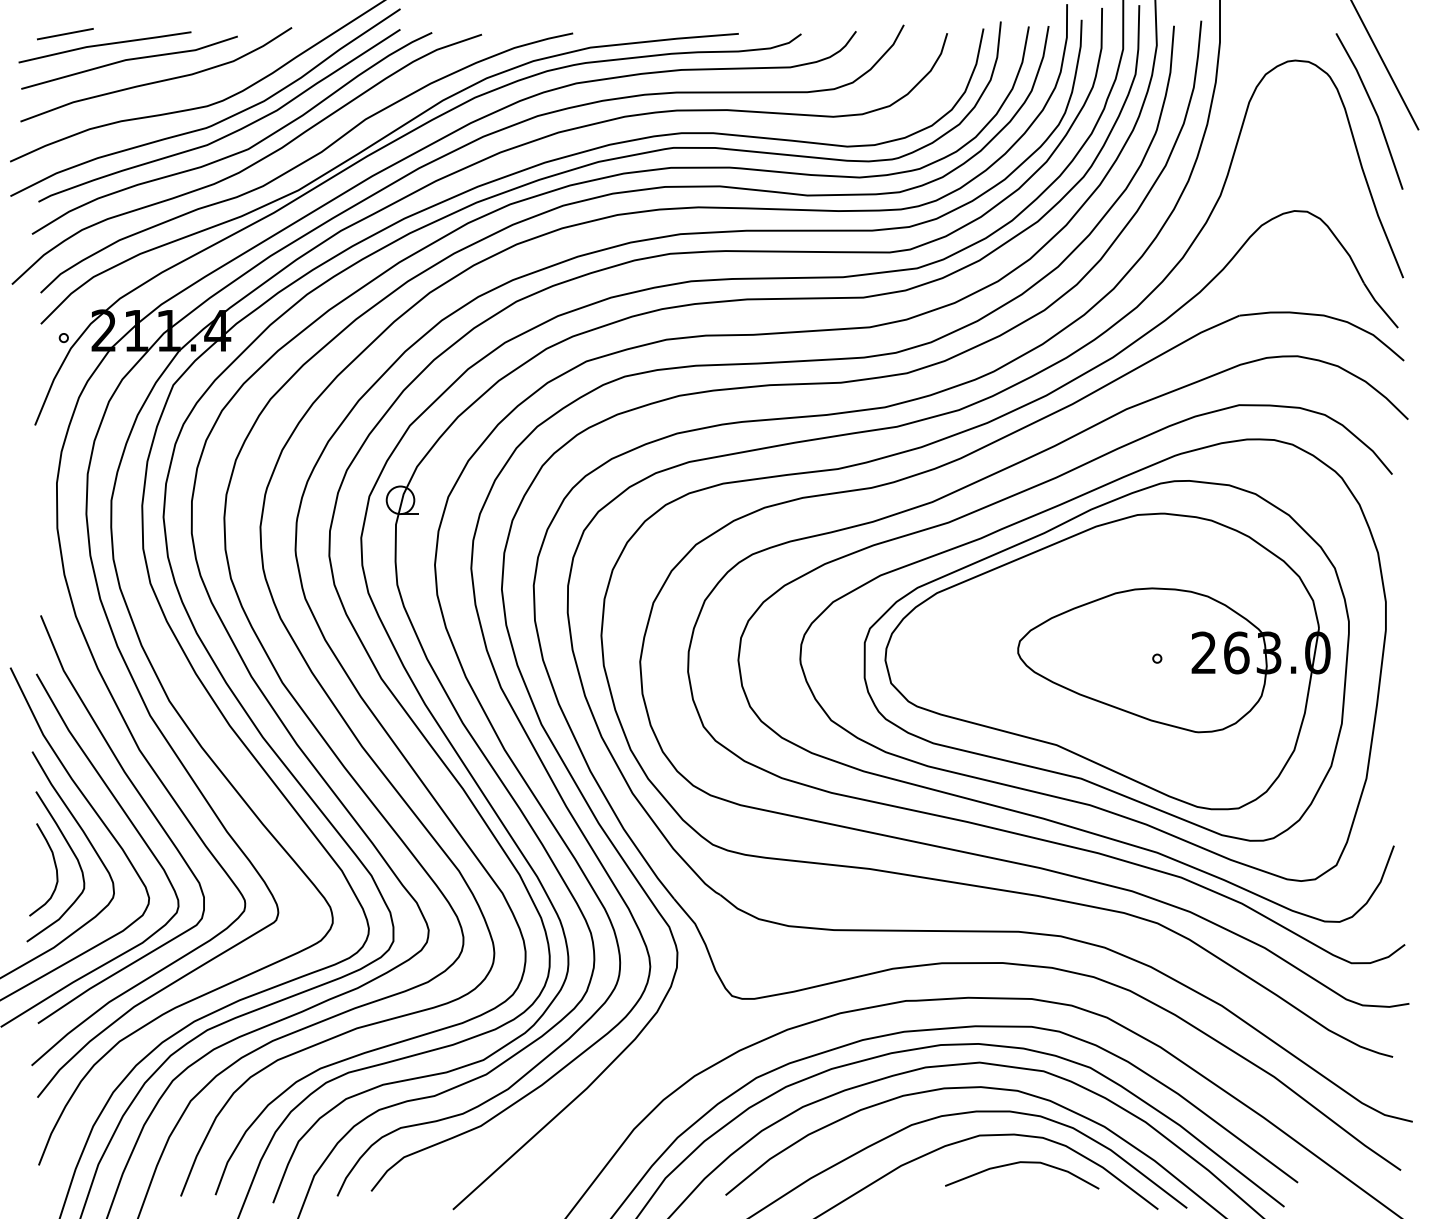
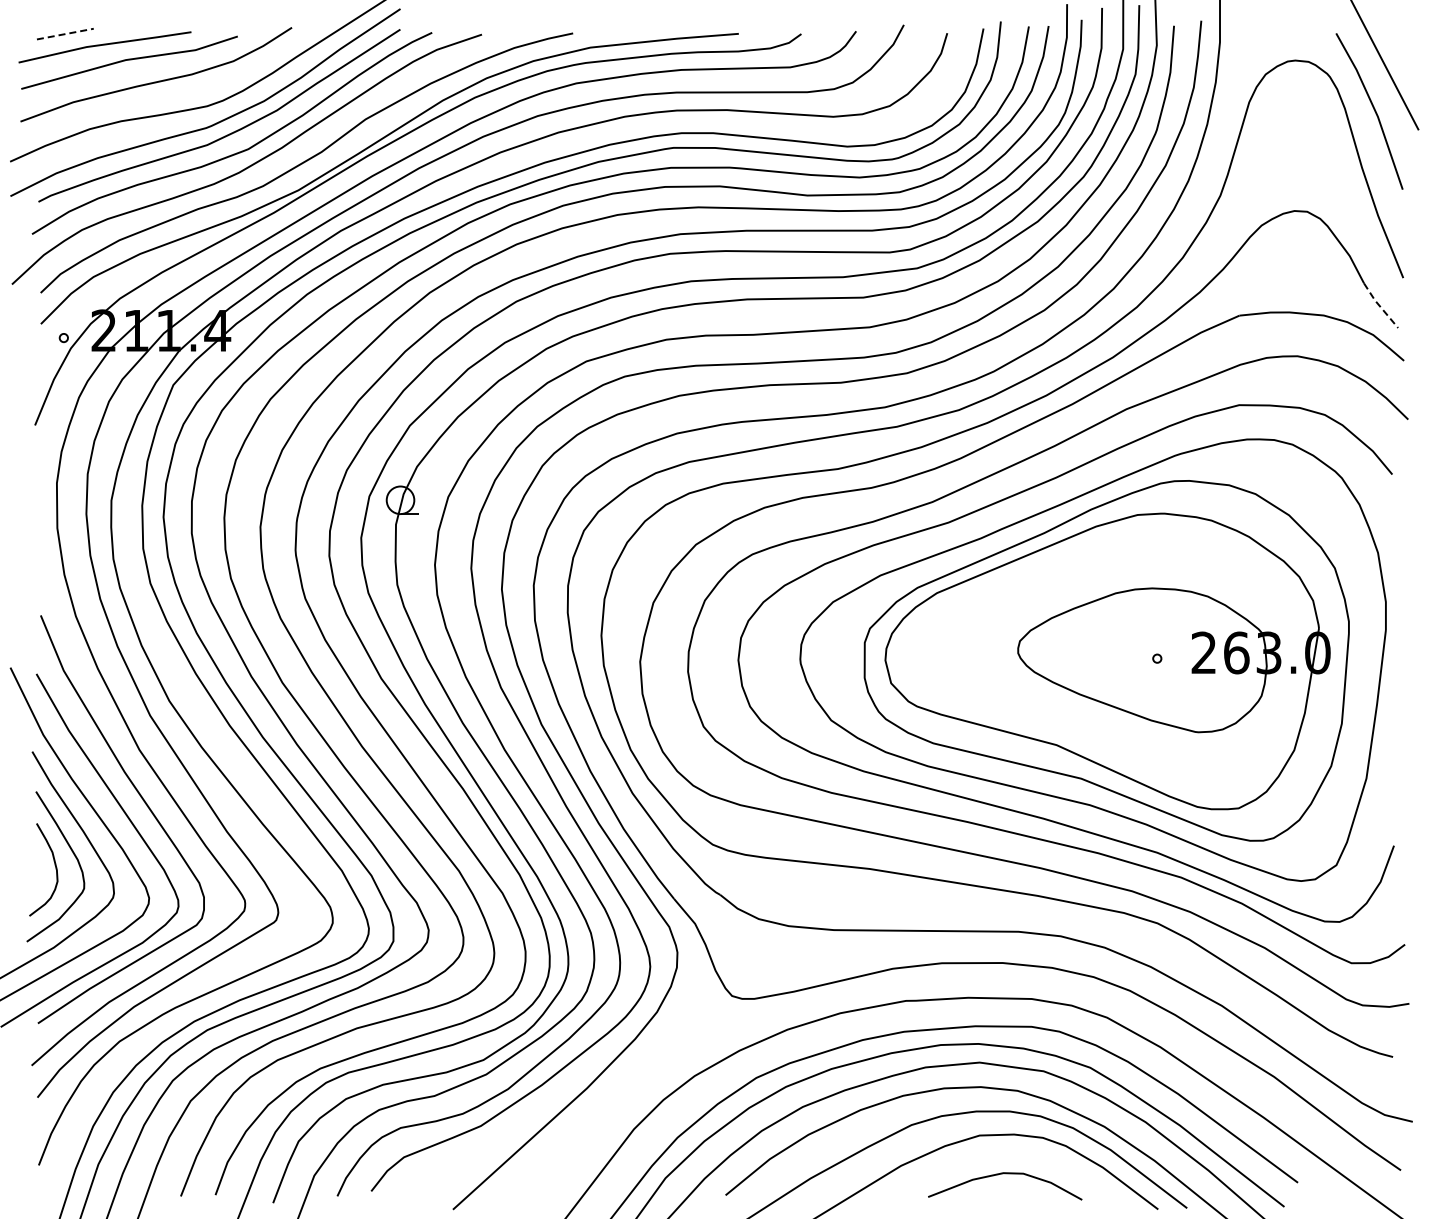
line: solid -> dashed (65, 34)
line: solid -> dashed (1379, 305)
curve position: (1022, 1163) -> (1005, 1174) (1005, 1174)
